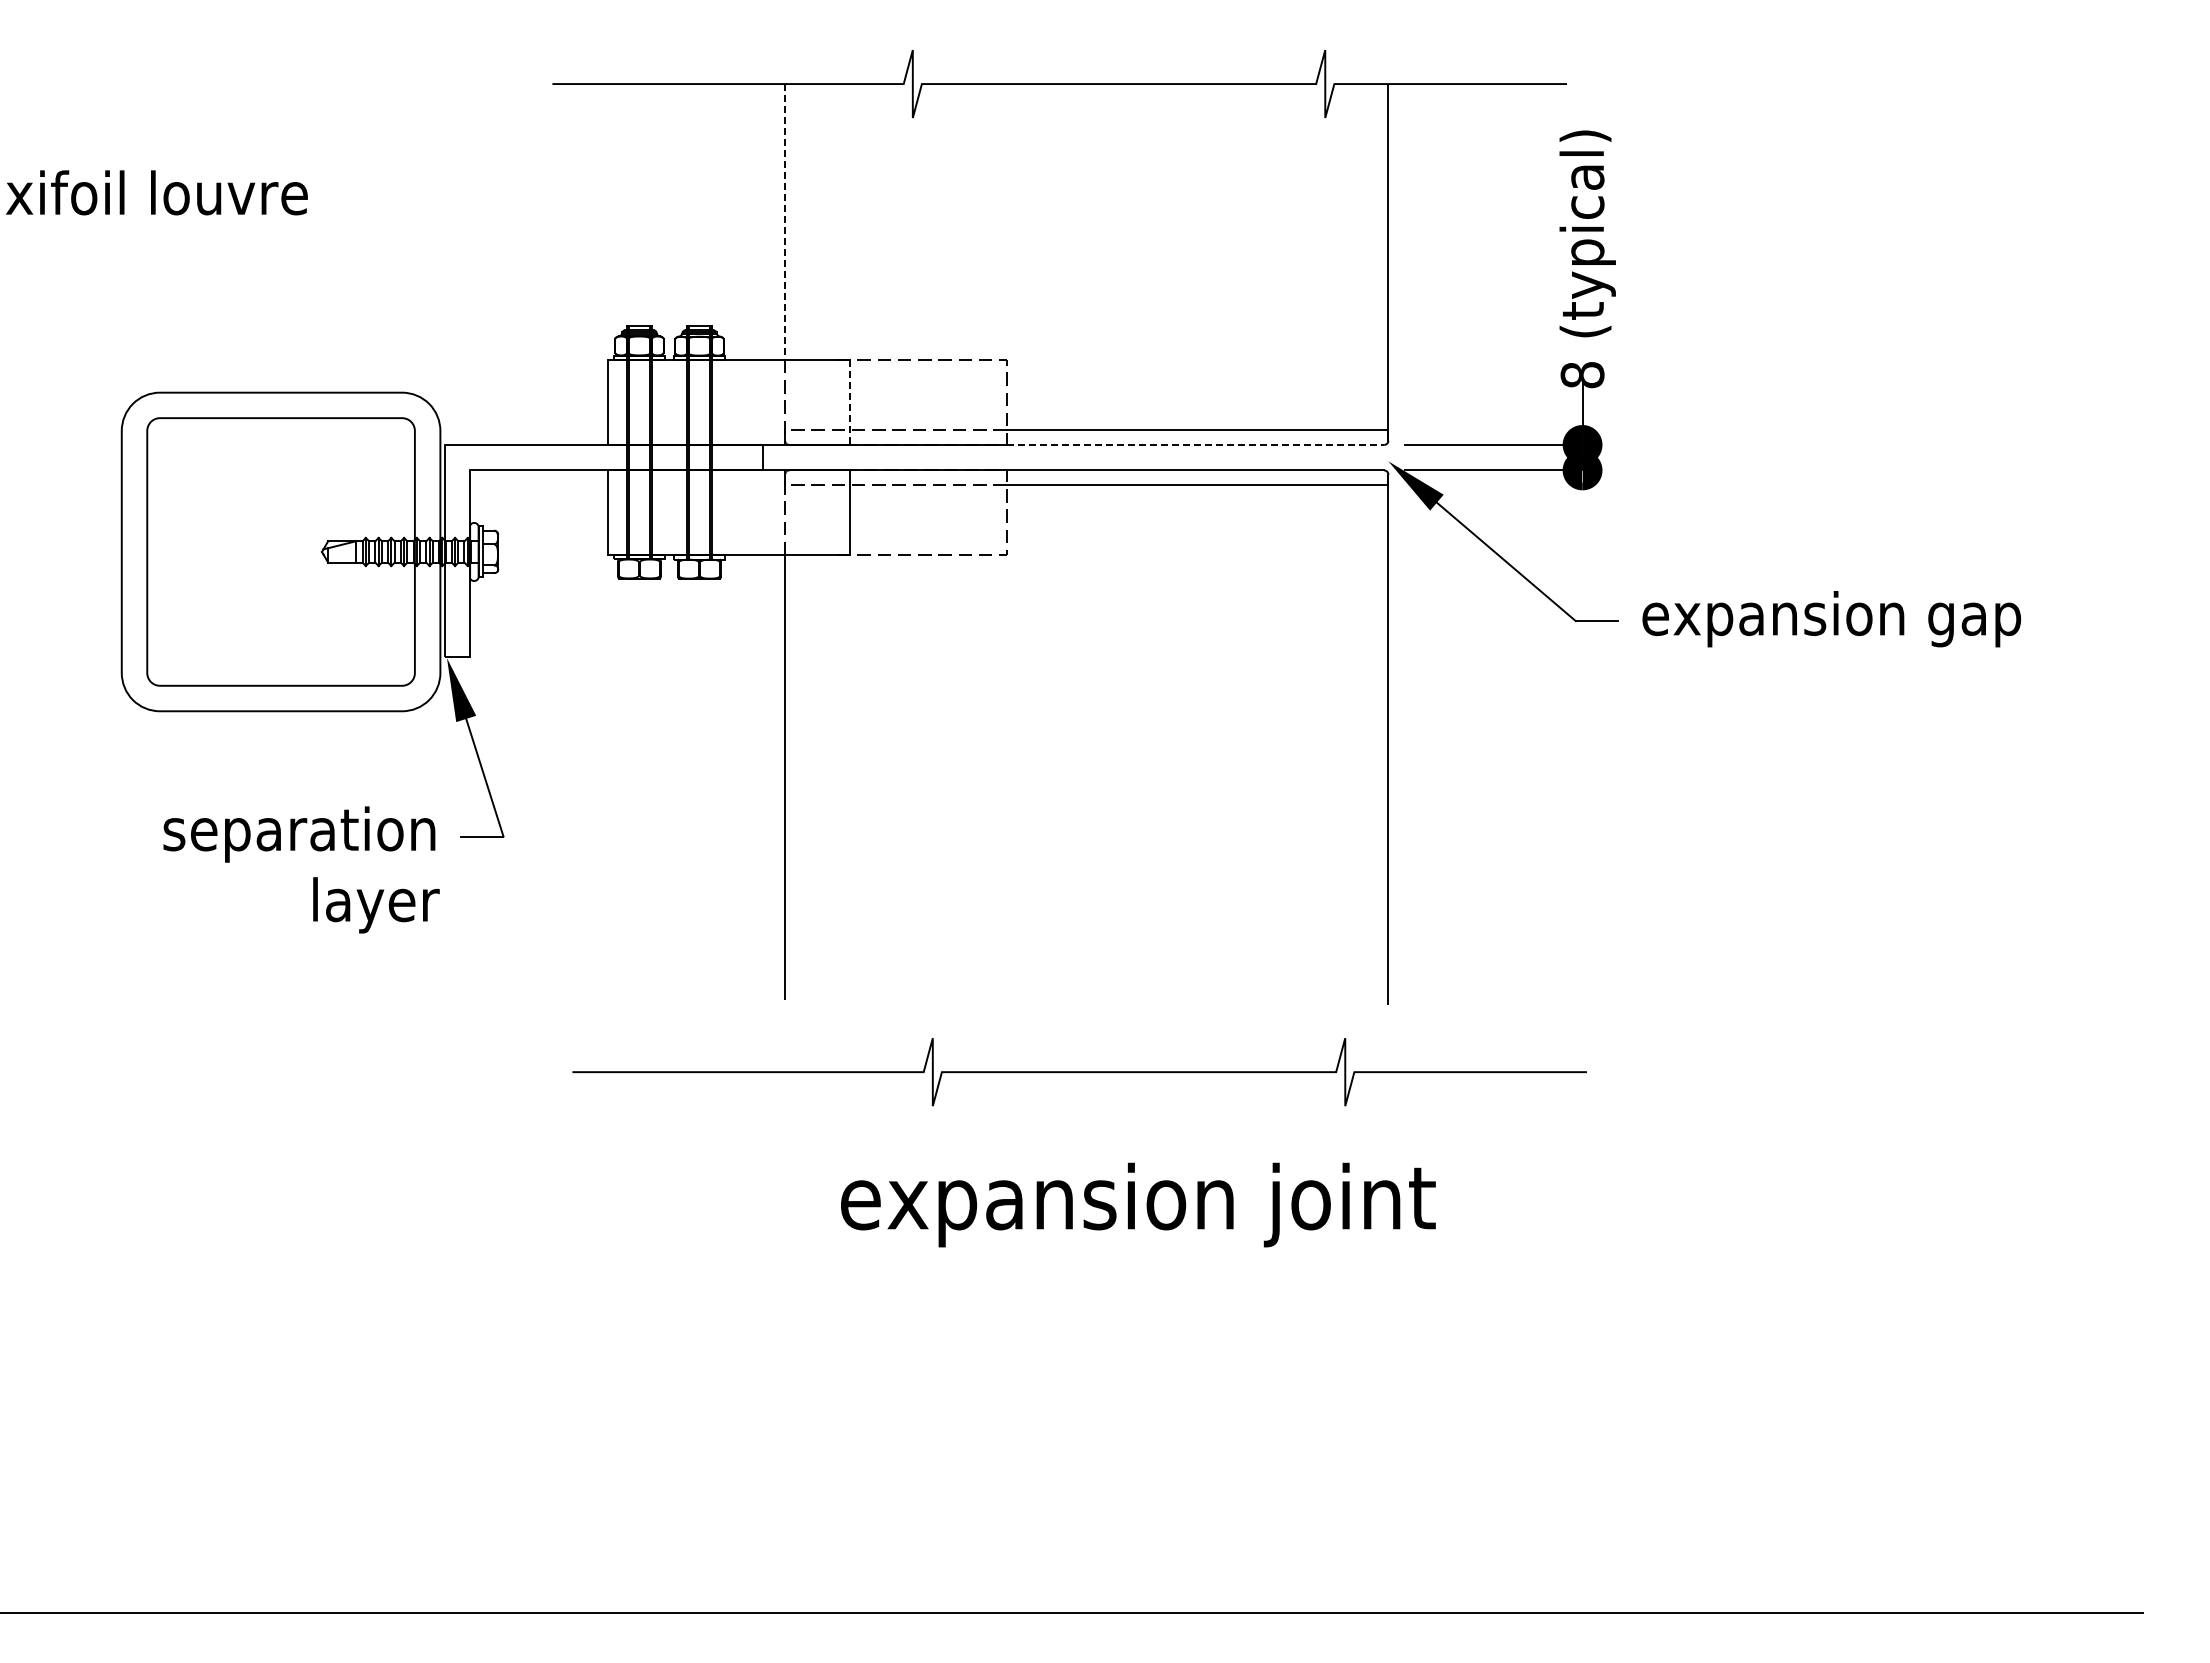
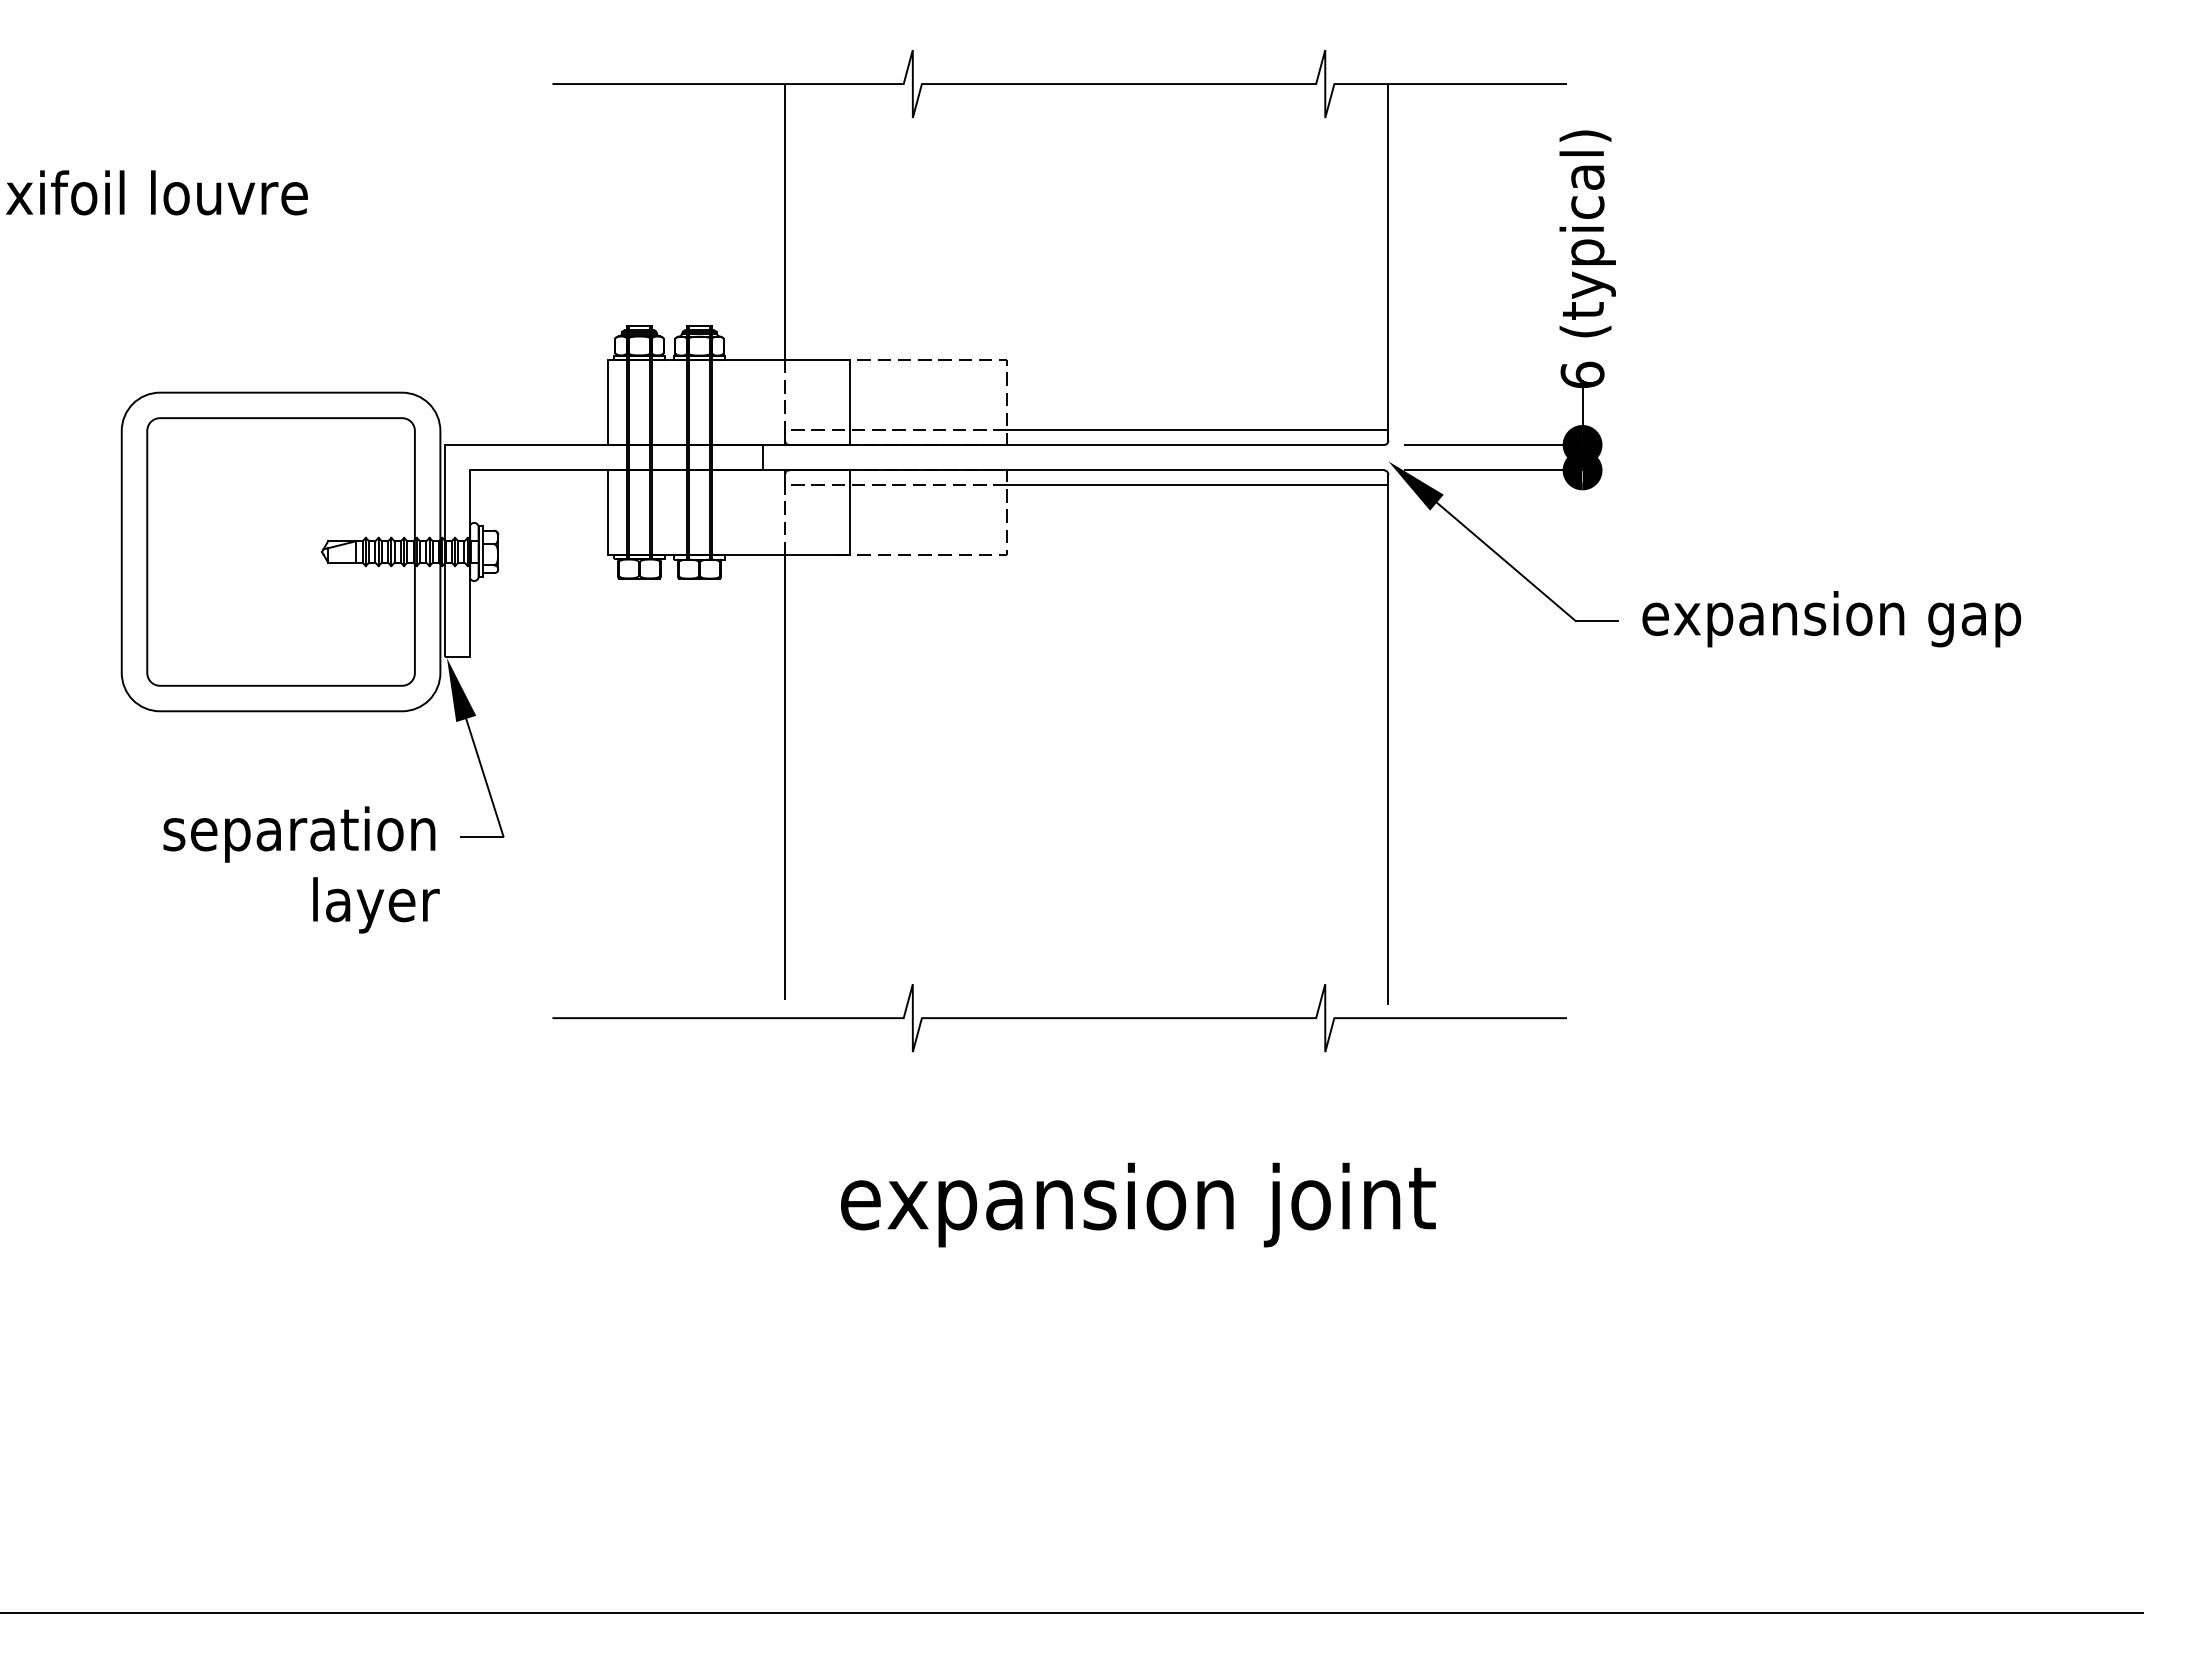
line: dashed -> solid (785, 222)
text: 8 -> 6 (1582, 374)
line: dashed -> solid (850, 402)
line: dashed -> solid (1195, 444)
curve position: (1079, 1072) -> (1059, 1018) (1059, 1018)
